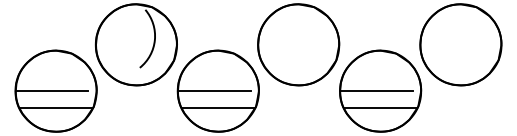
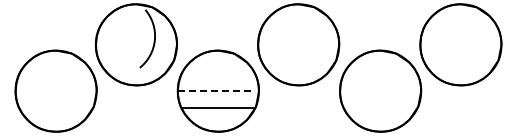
line: present -> none (51, 90)
line: solid -> dashed (213, 90)
line: present -> none (376, 90)
line: present -> none (55, 108)
line: present -> none (380, 108)
